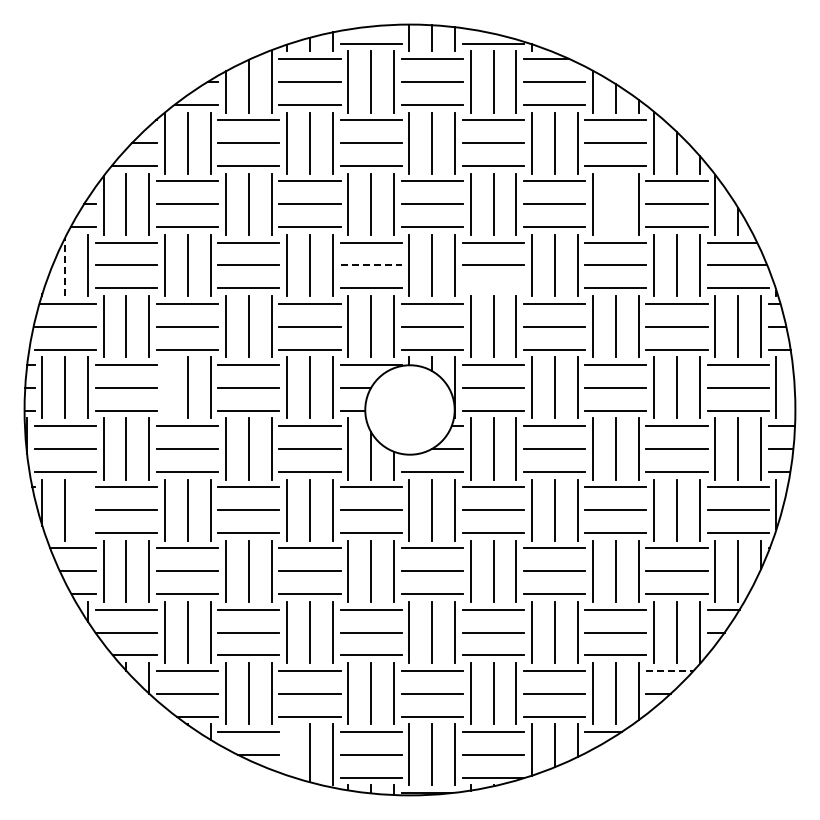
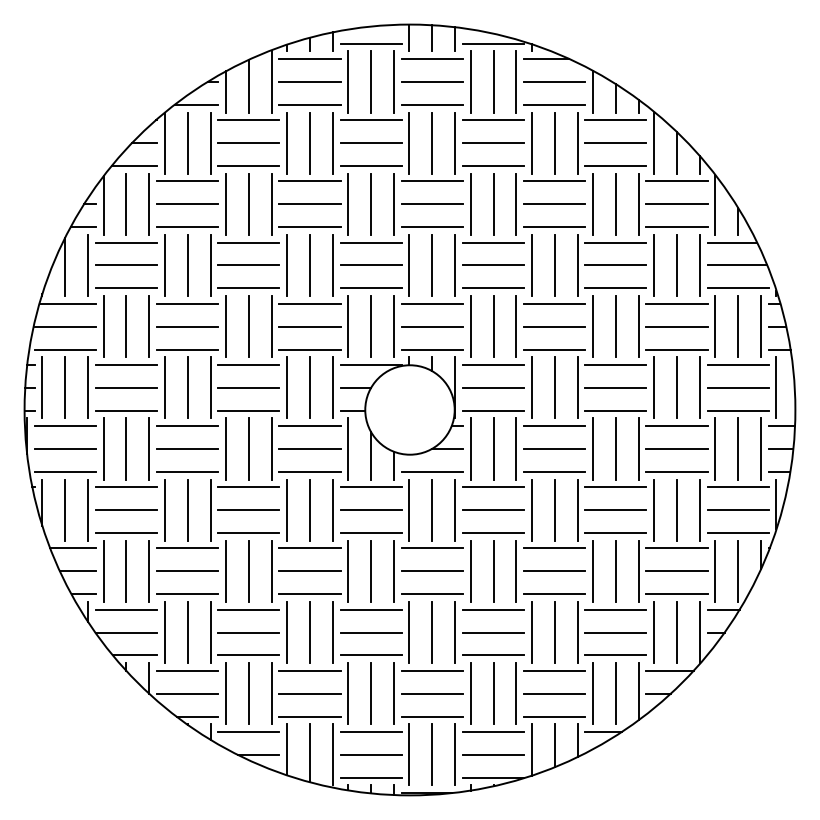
line: none -> present (615, 203)
line: dashed -> solid (371, 265)
line: dashed -> solid (65, 266)
line: none -> present (493, 288)
line: none -> present (164, 387)
line: none -> present (88, 509)
line: dashed -> solid (670, 670)
line: none -> present (287, 749)
